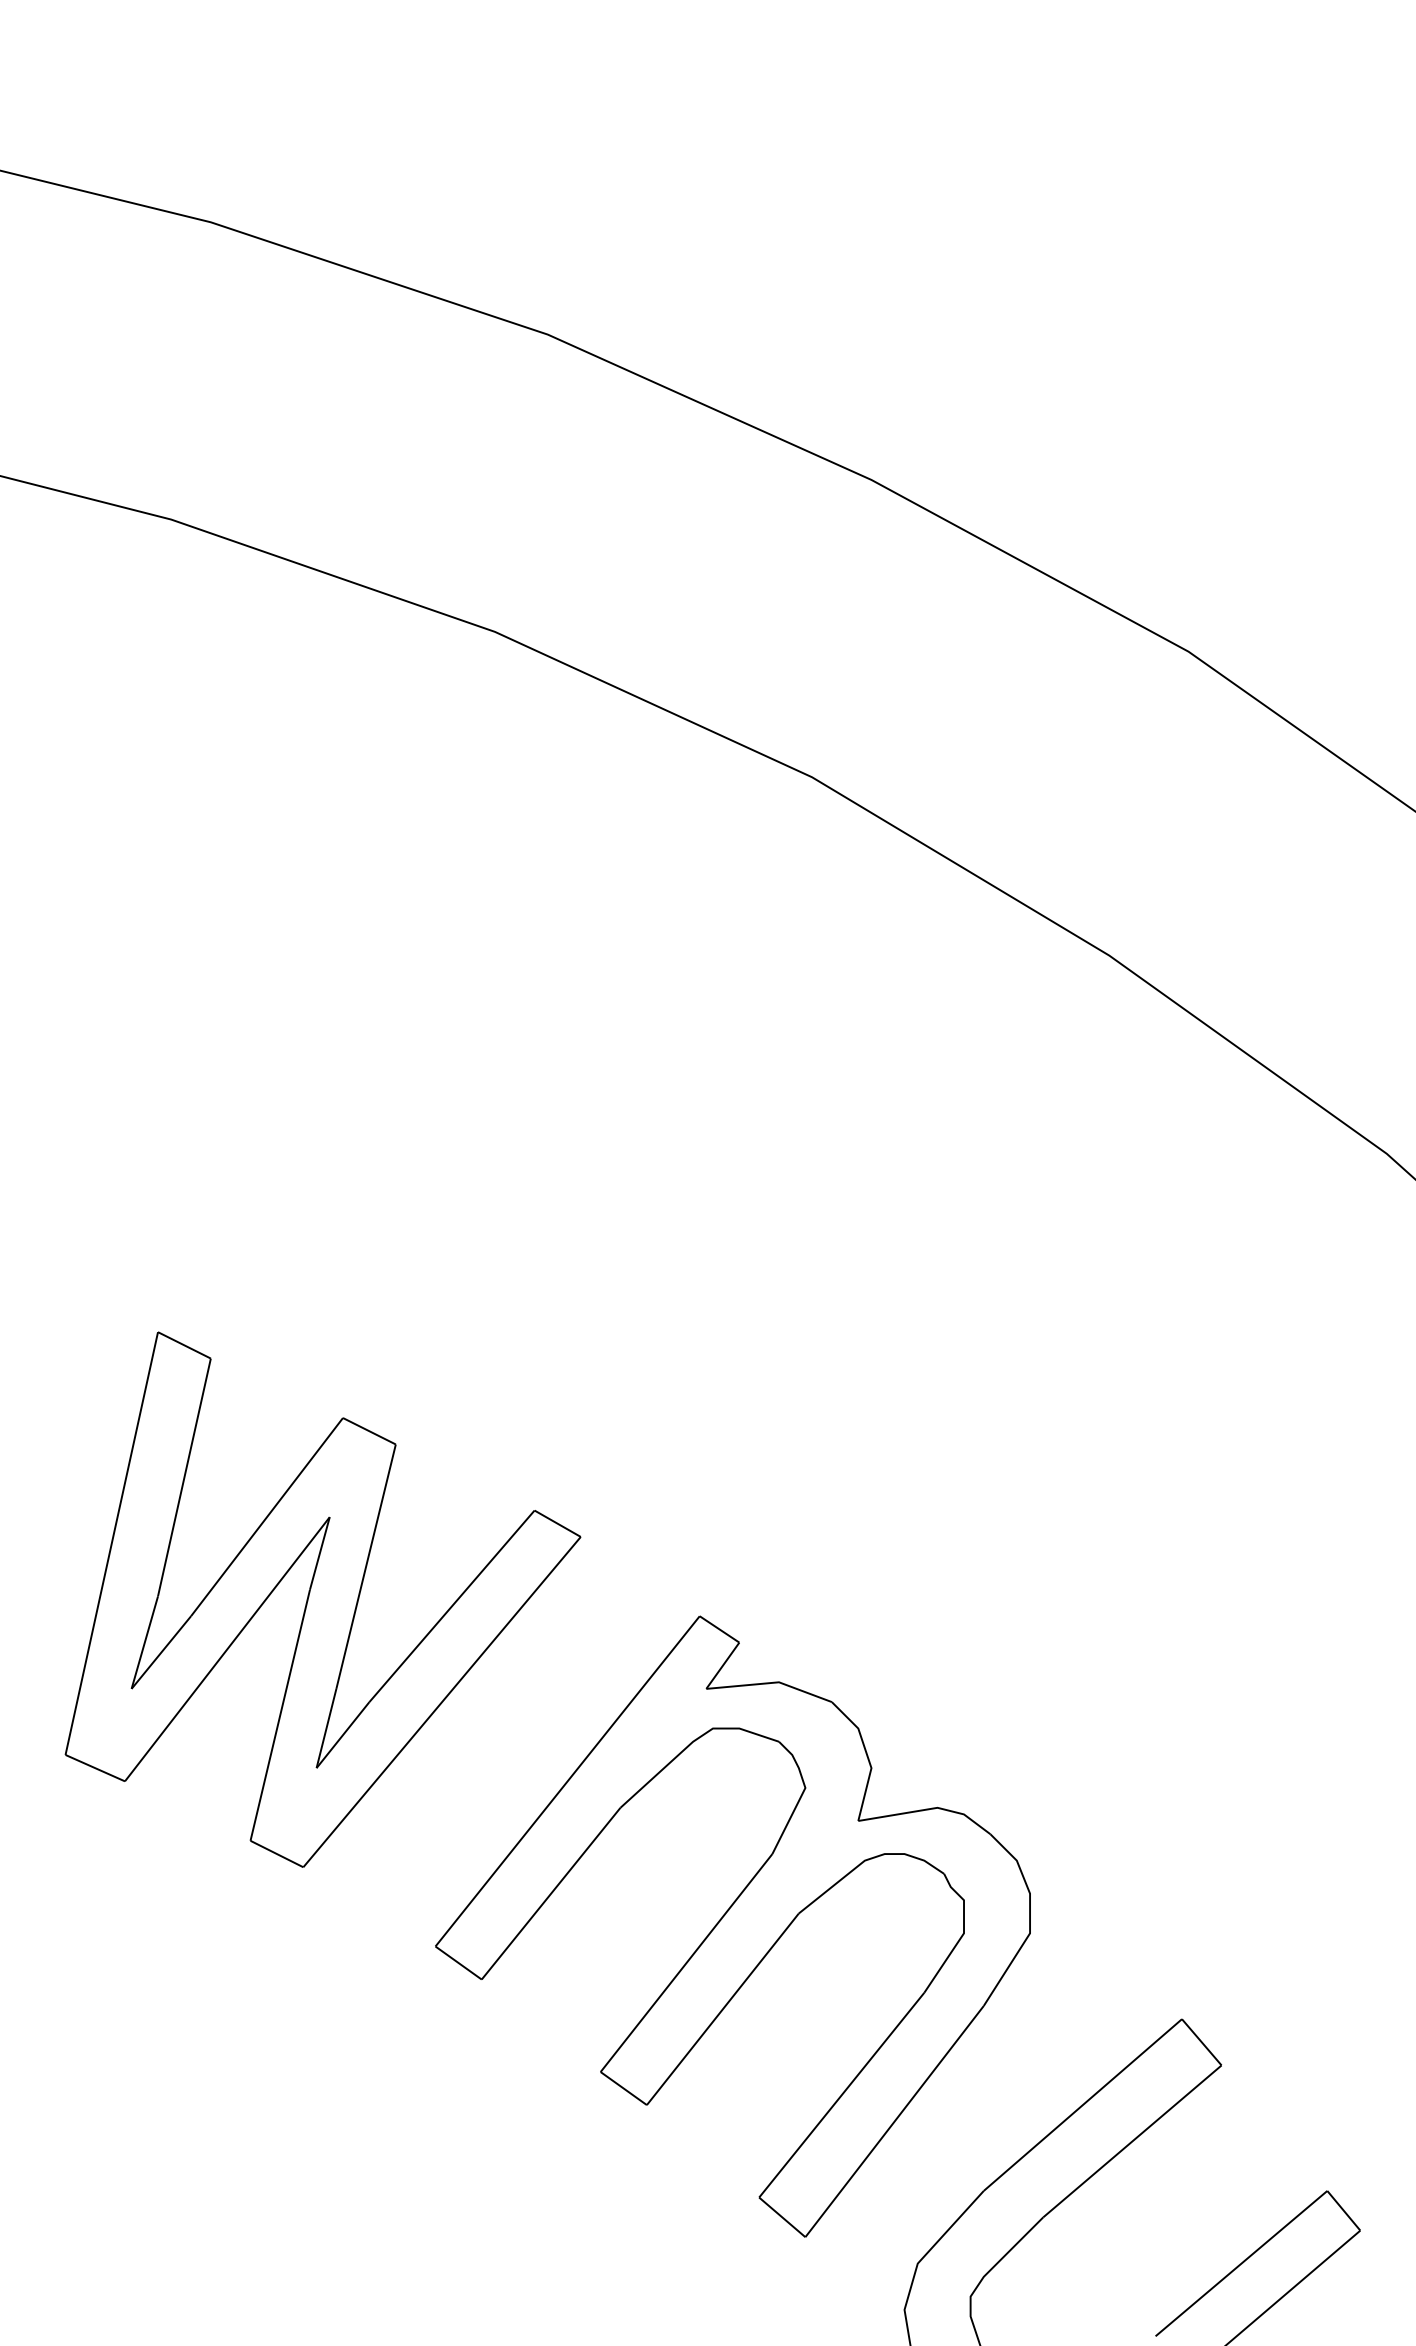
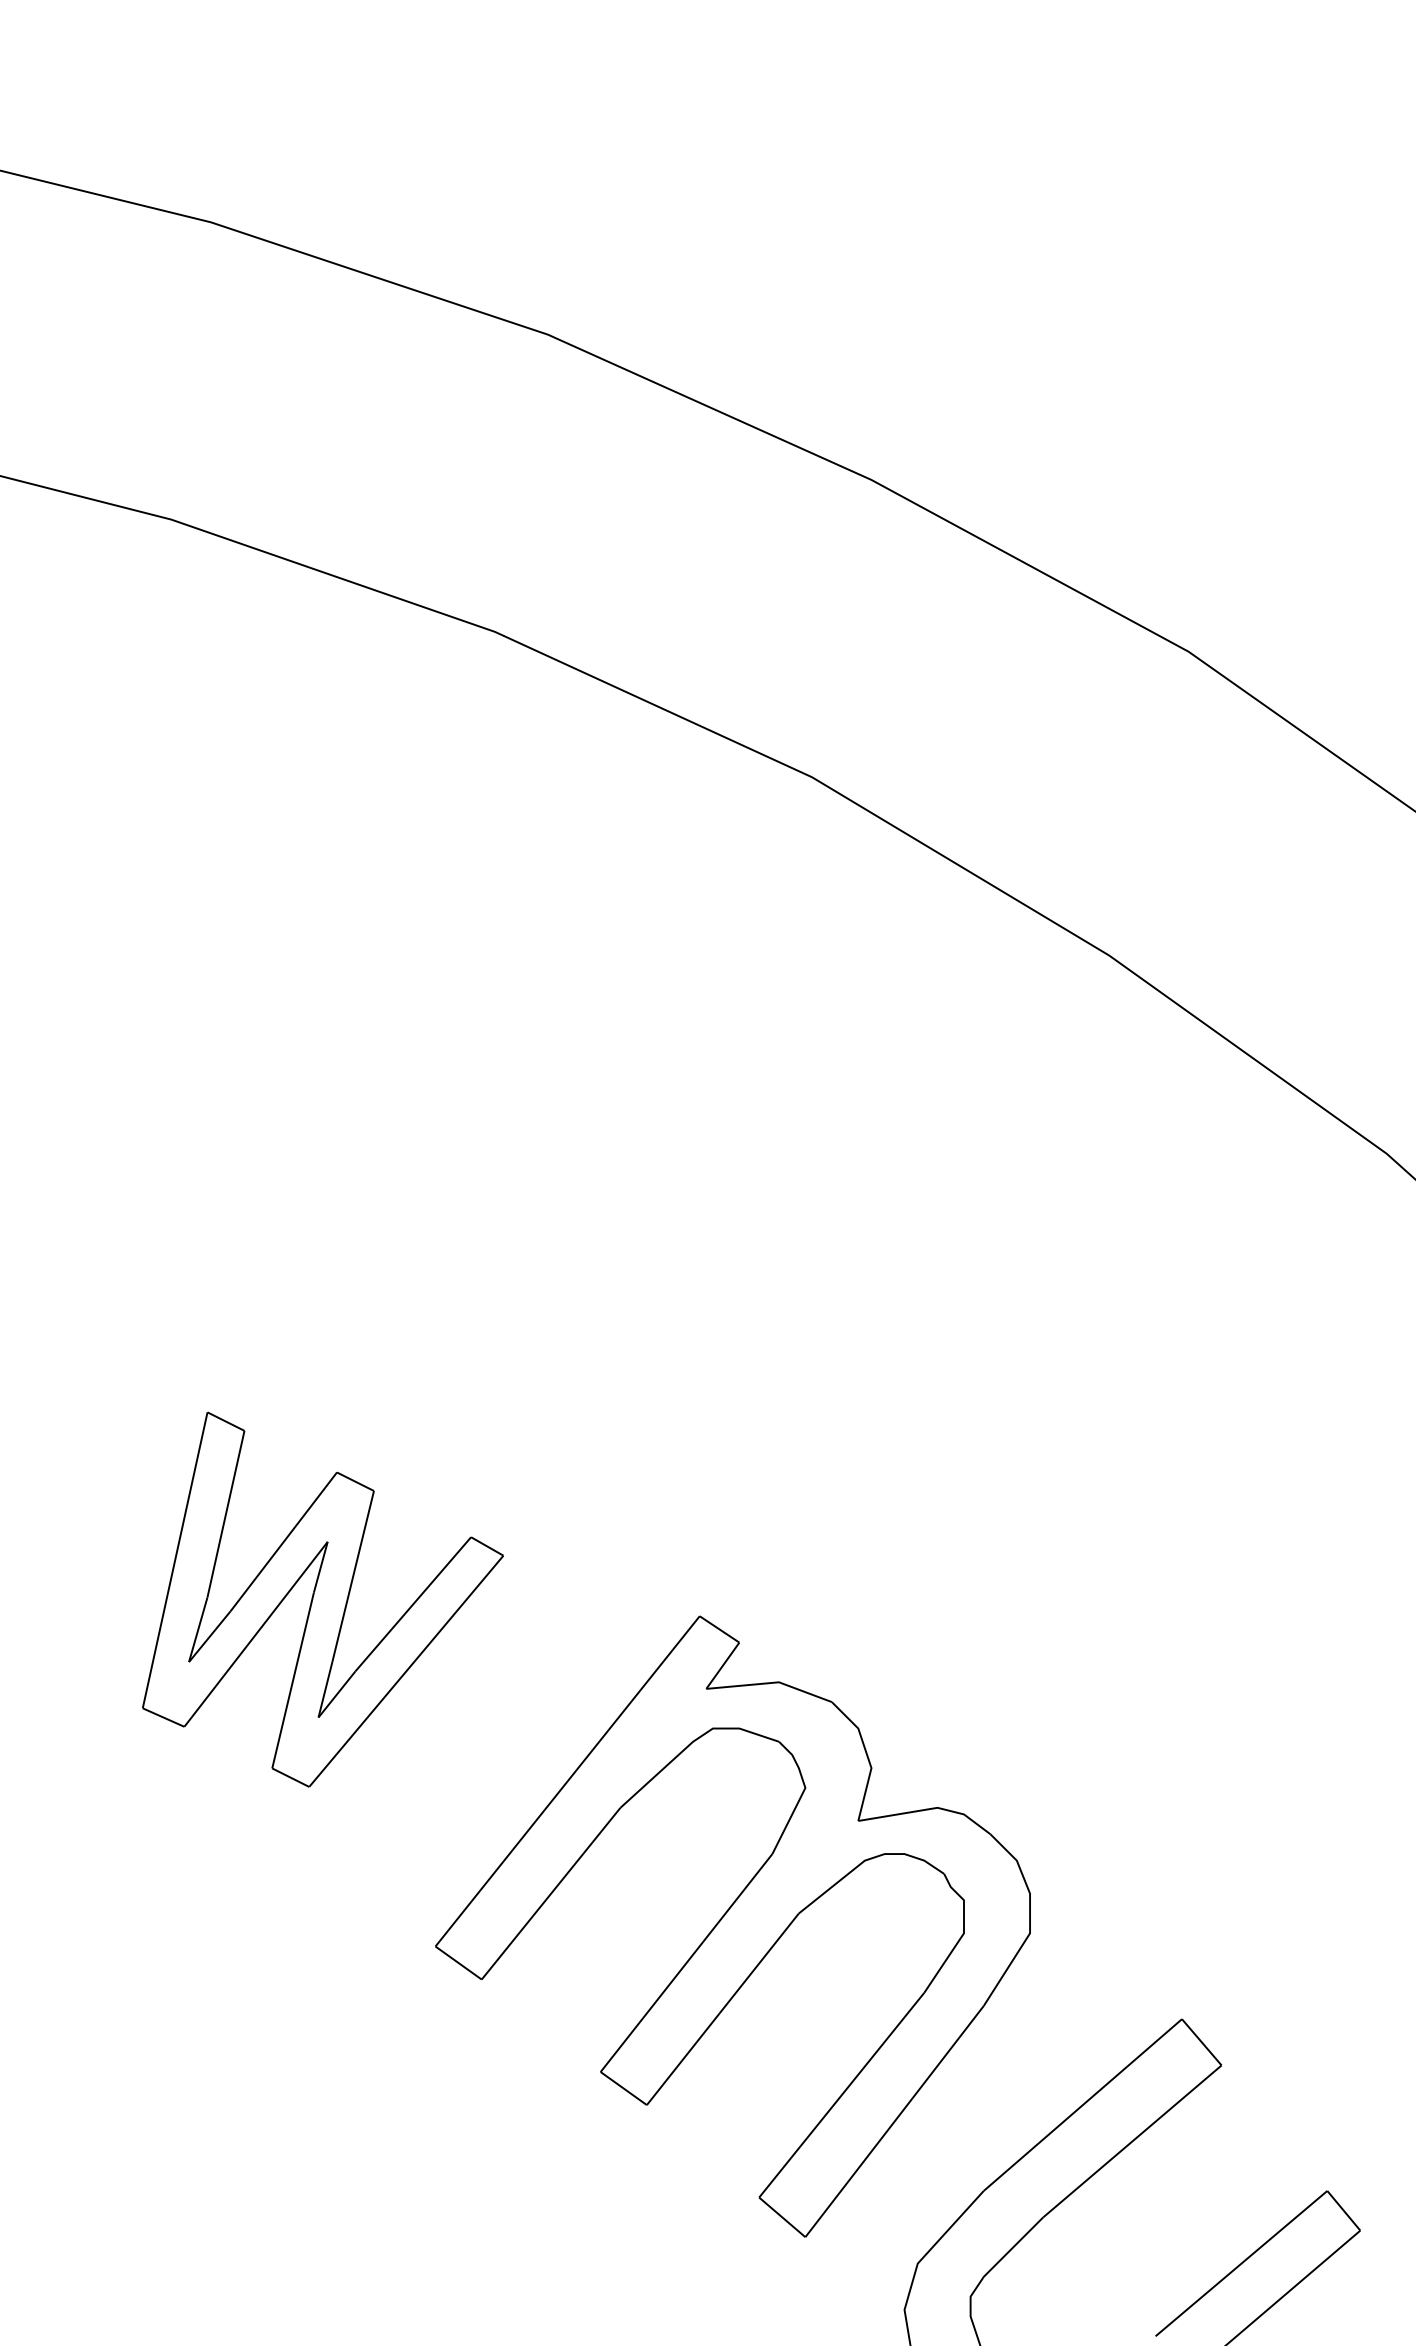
part size: 518x537 px -> 362x377 px (322, 1599)
